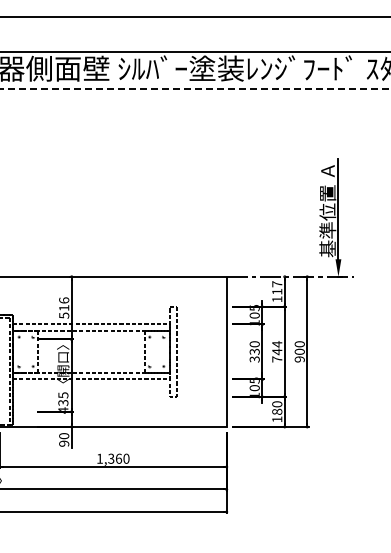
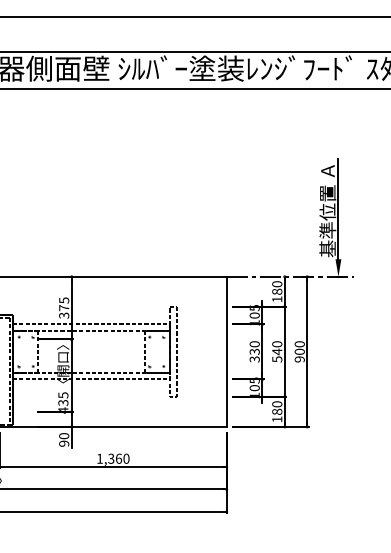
line: dashed -> solid (195, 89)
text: 117 -> 180 (277, 287)
text: 516 -> 375 (64, 307)
text: 744 -> 540 (277, 351)
